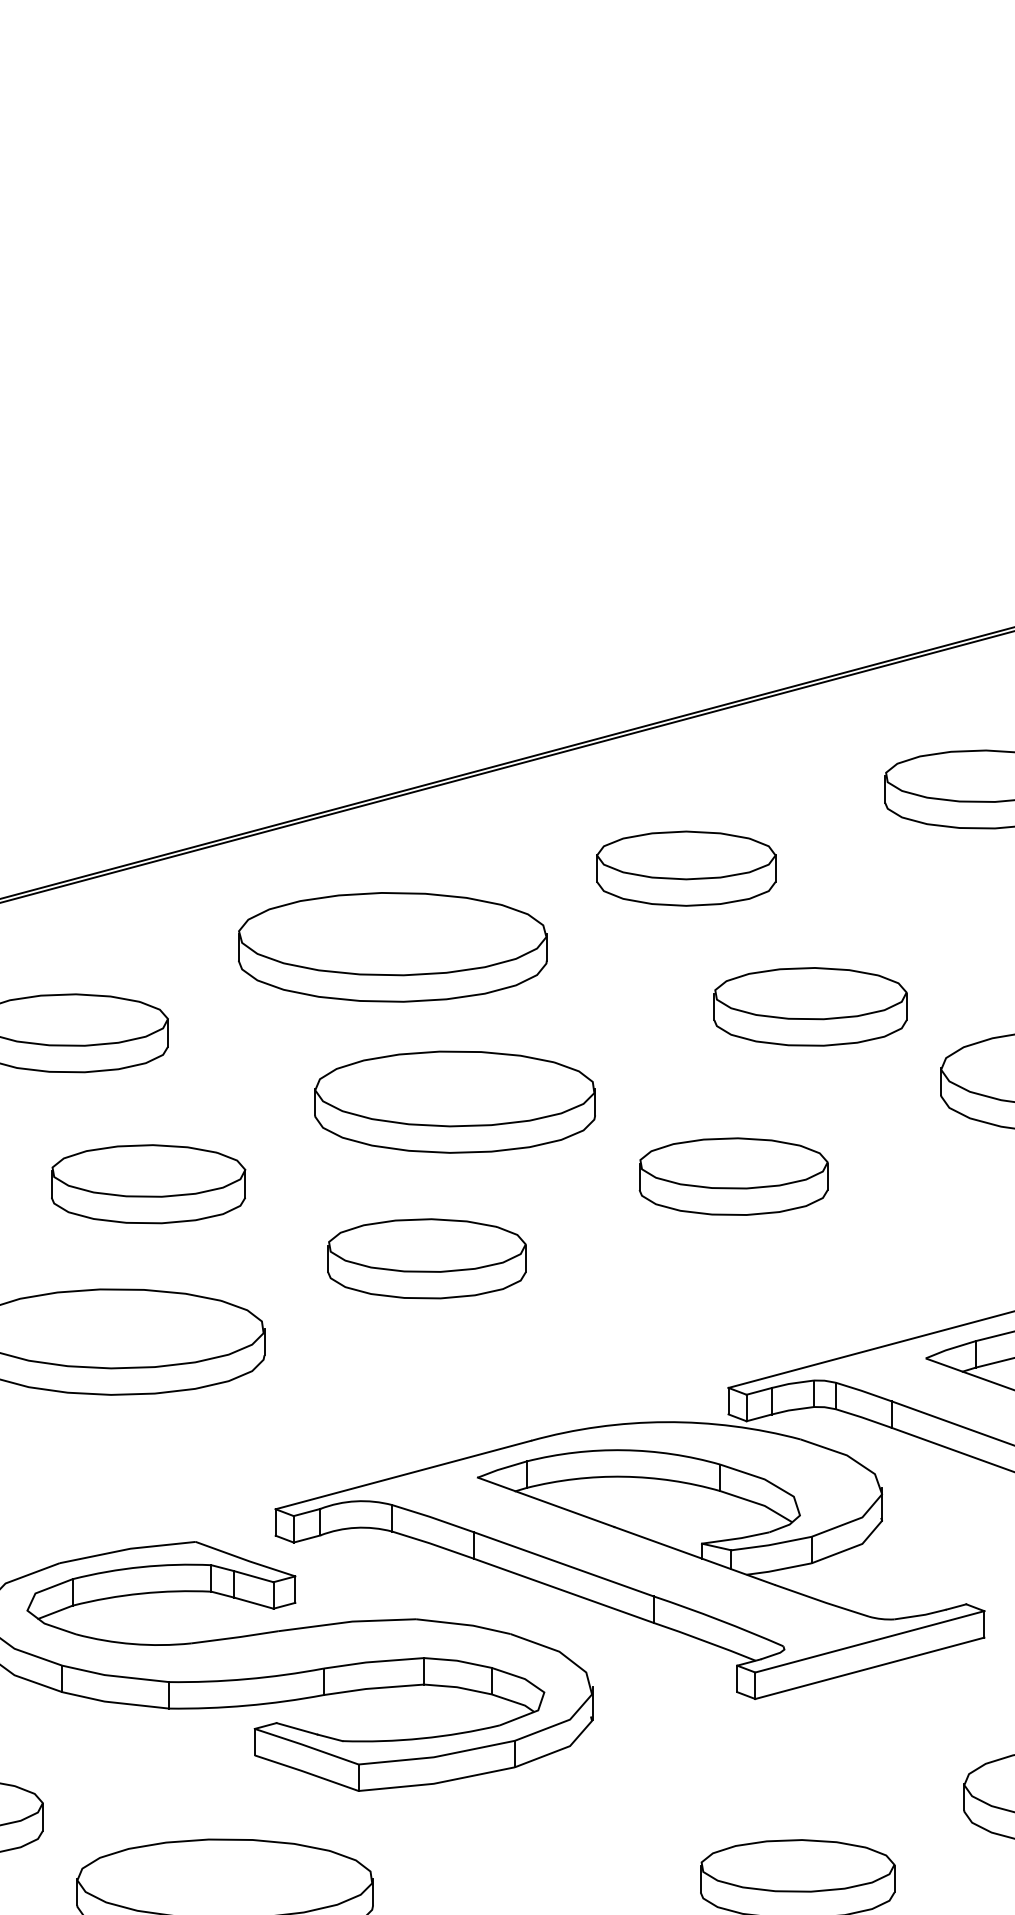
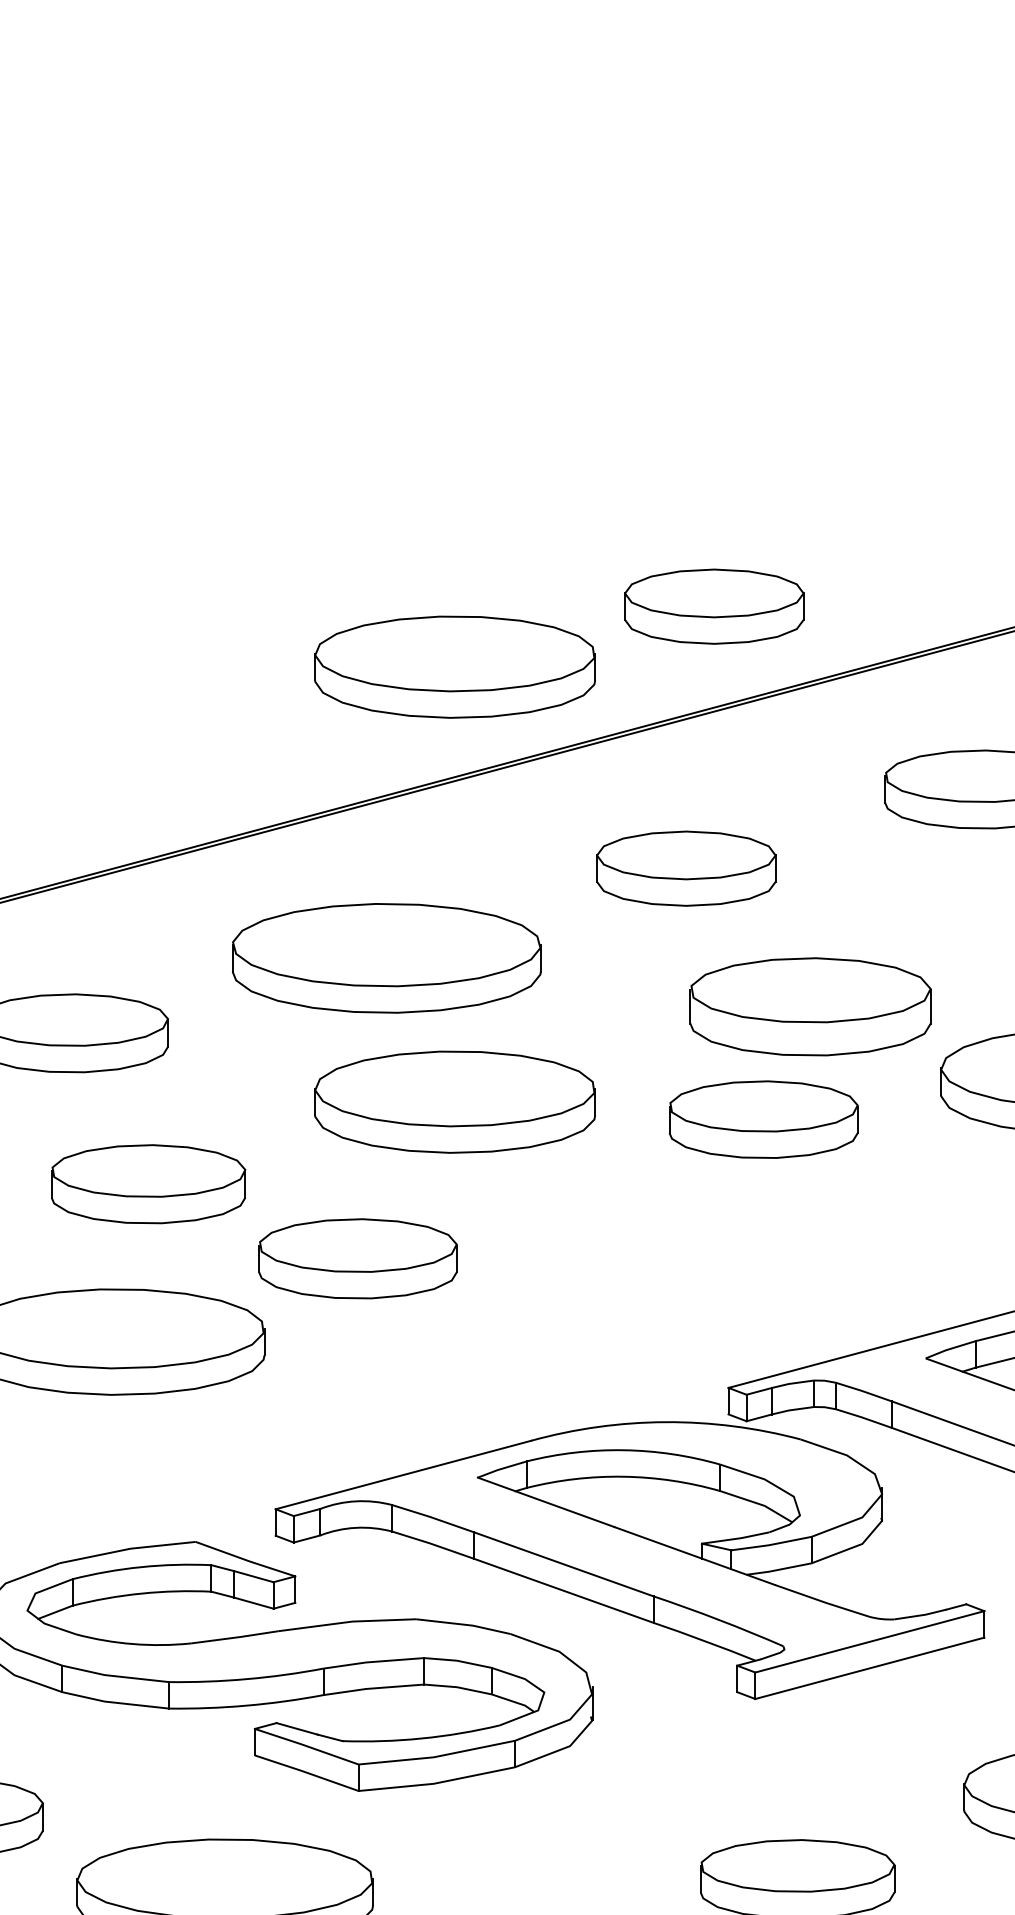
part: none -> present (714, 606)
part: none -> present (454, 666)
part position: (392, 947) -> (386, 958) (386, 958)
part size: 195x80 px -> 243x100 px (810, 1006)
part position: (733, 1176) -> (763, 1119) (763, 1119)
part position: (426, 1258) -> (357, 1258) (357, 1258)
